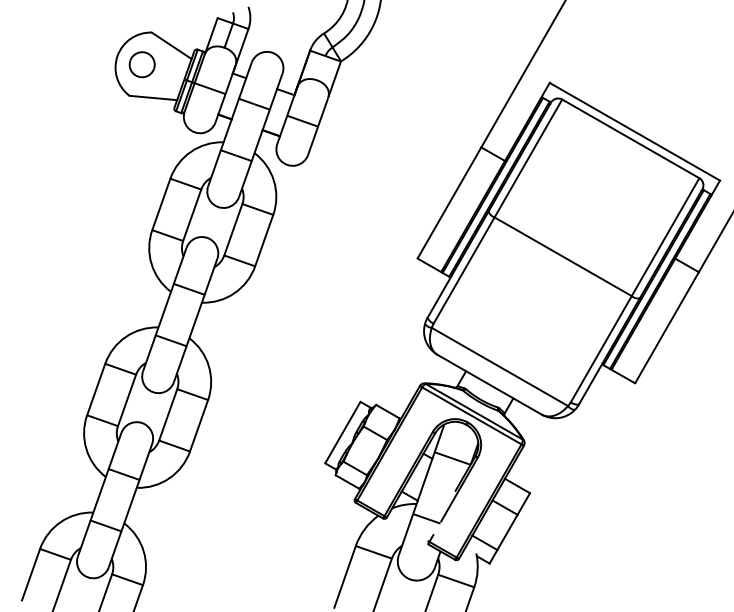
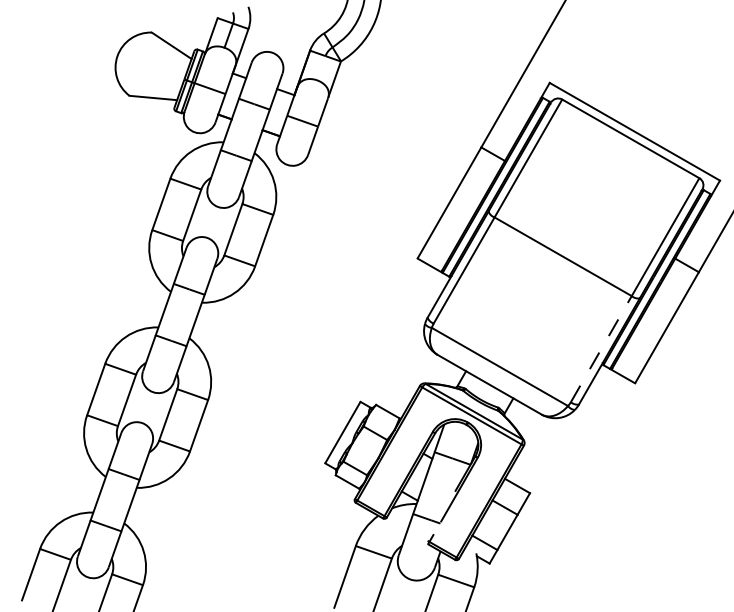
part: present -> none (141, 64)
line: solid -> dashed (601, 348)
